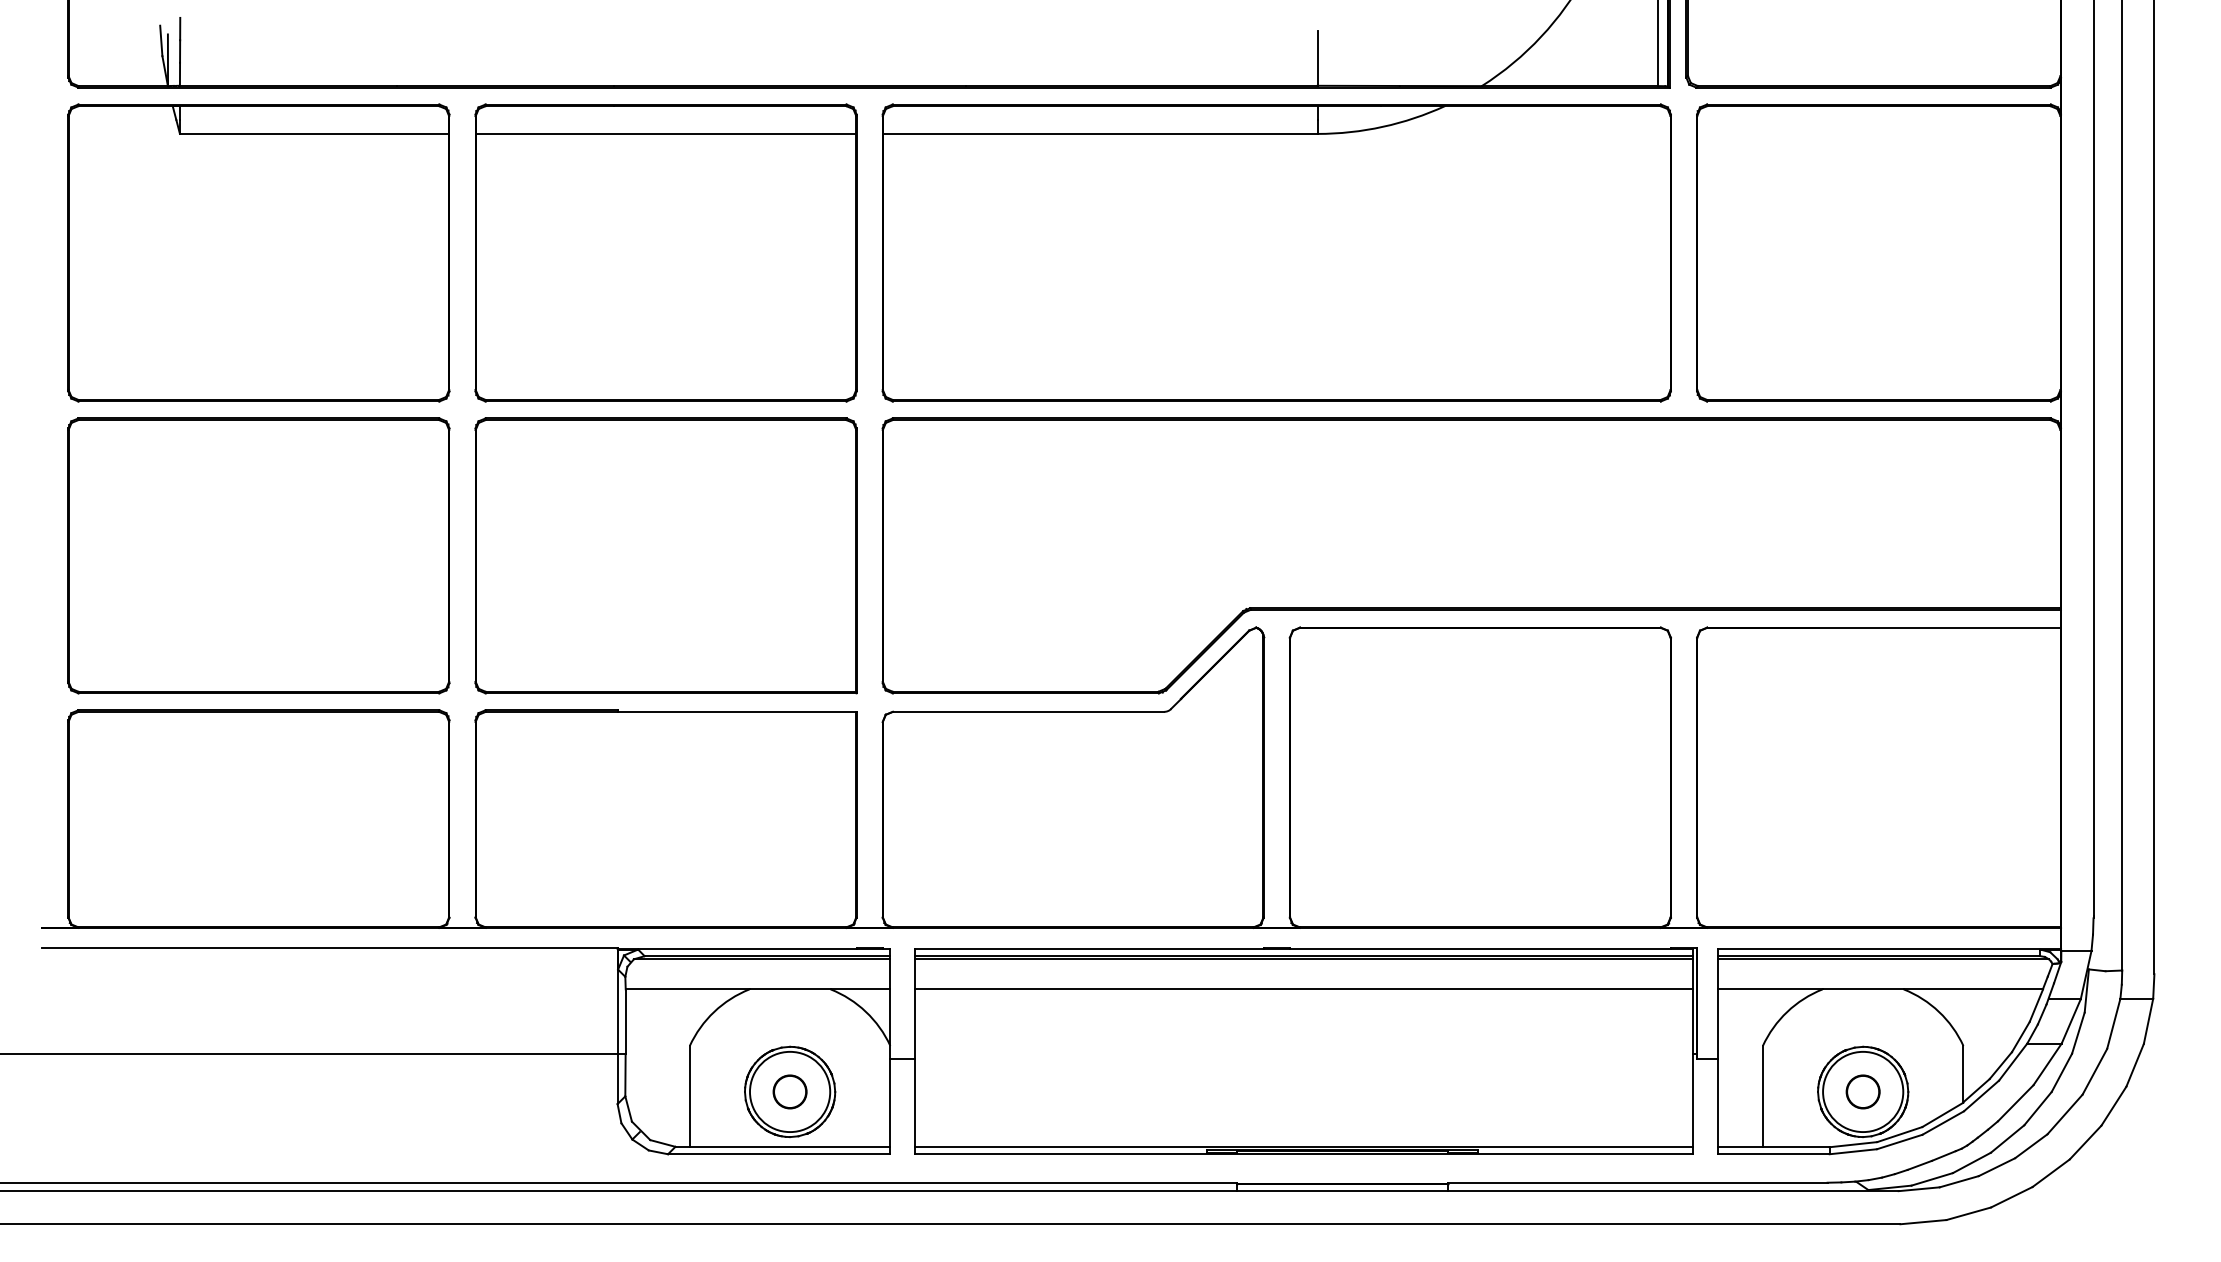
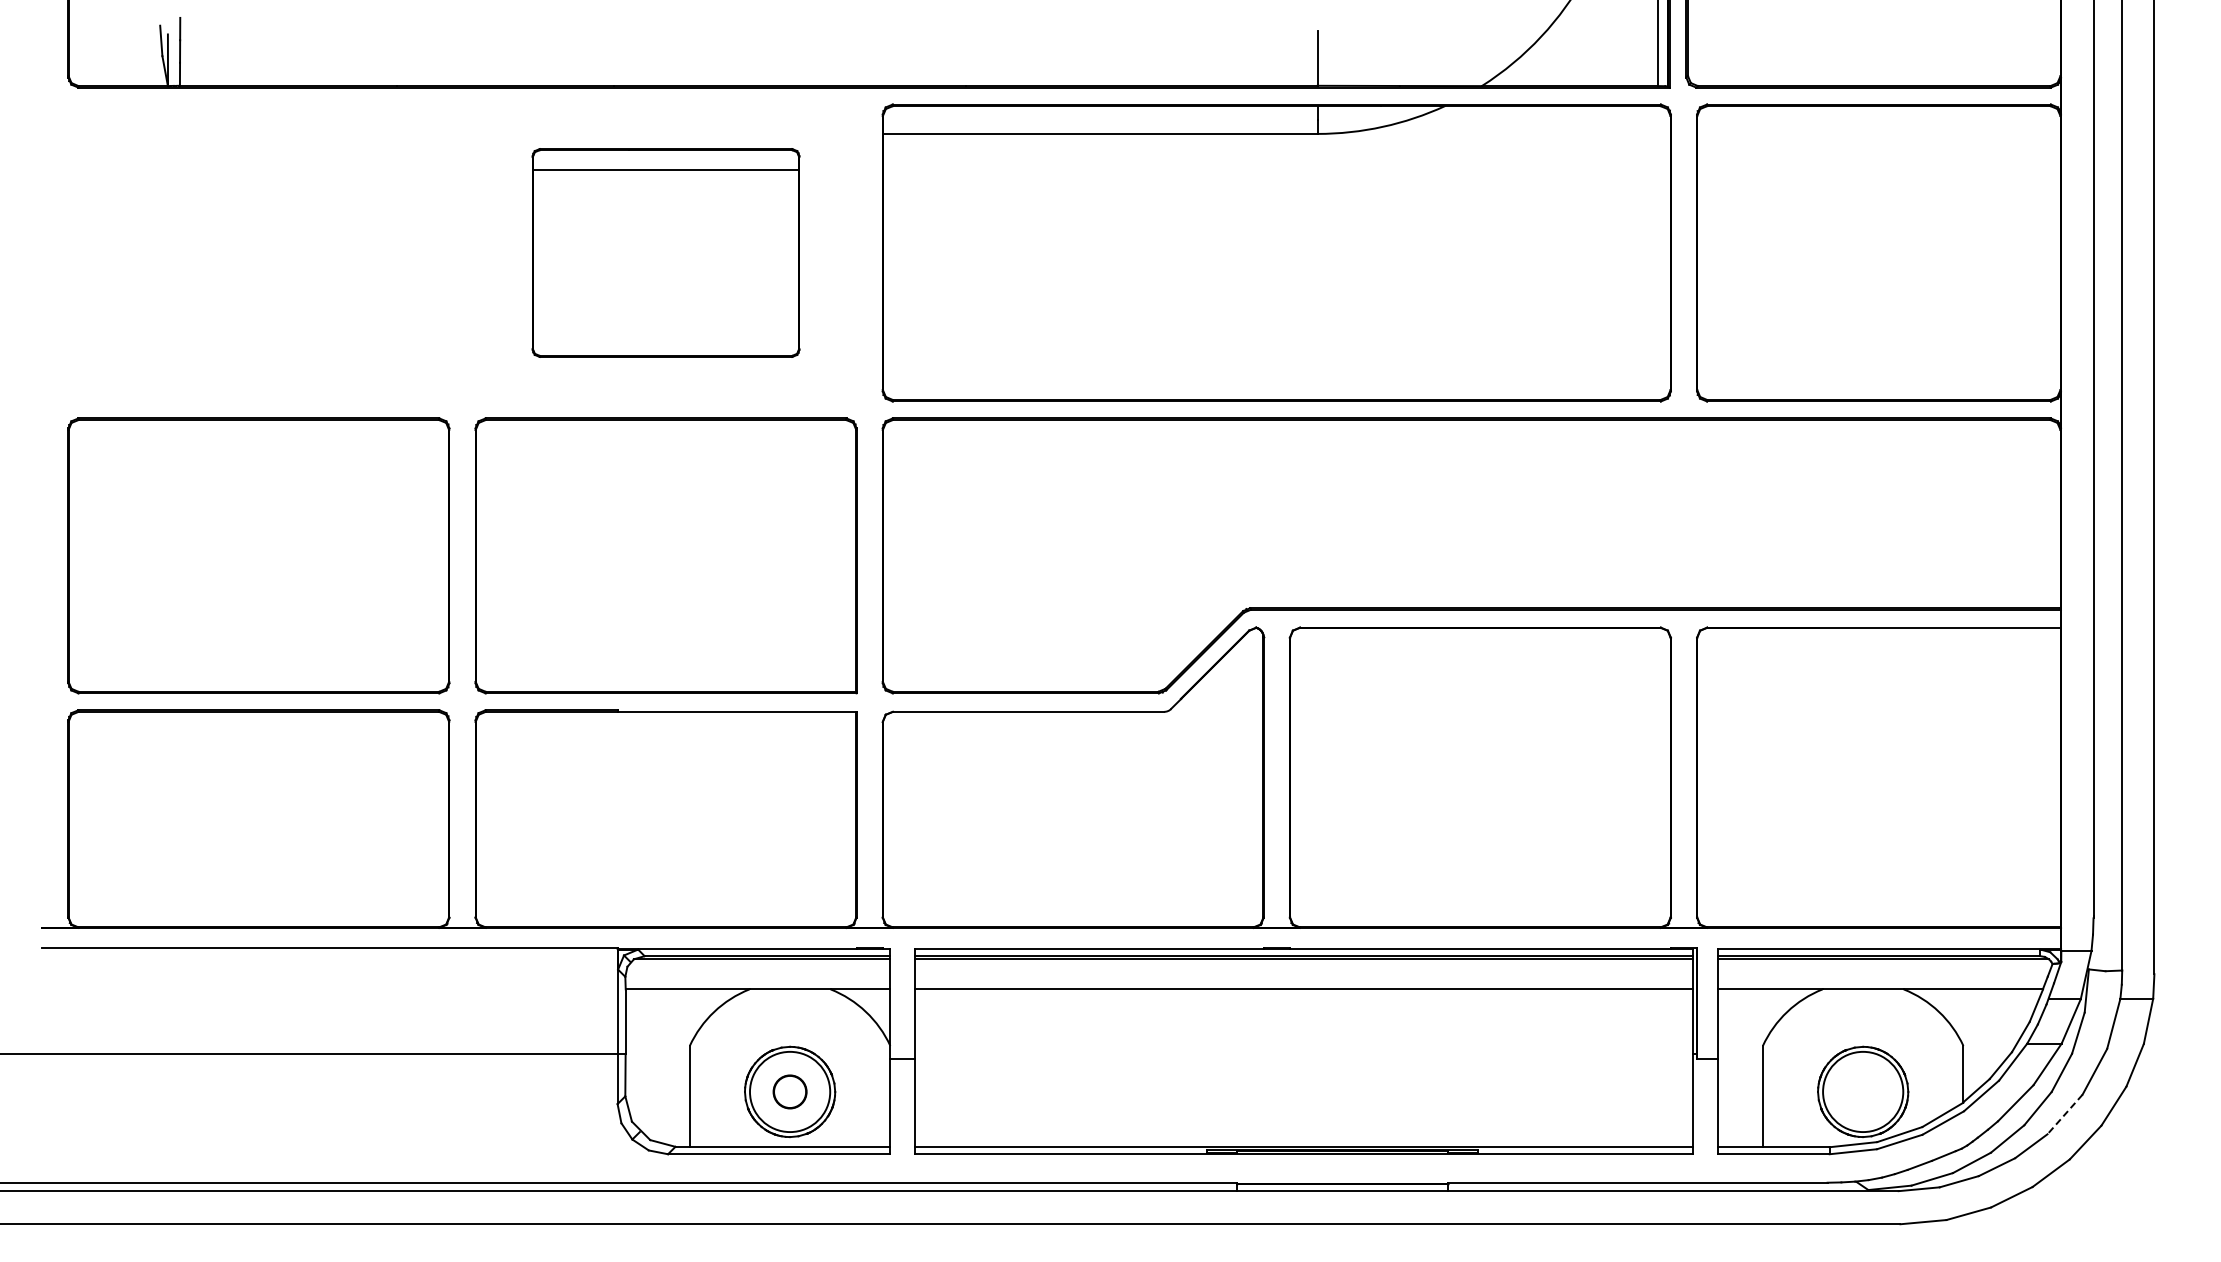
part: present -> none (258, 252)
part size: 384x300 px -> 270x210 px (665, 252)
circle: present -> none (1862, 1091)
line: solid -> dashed (2064, 1114)
